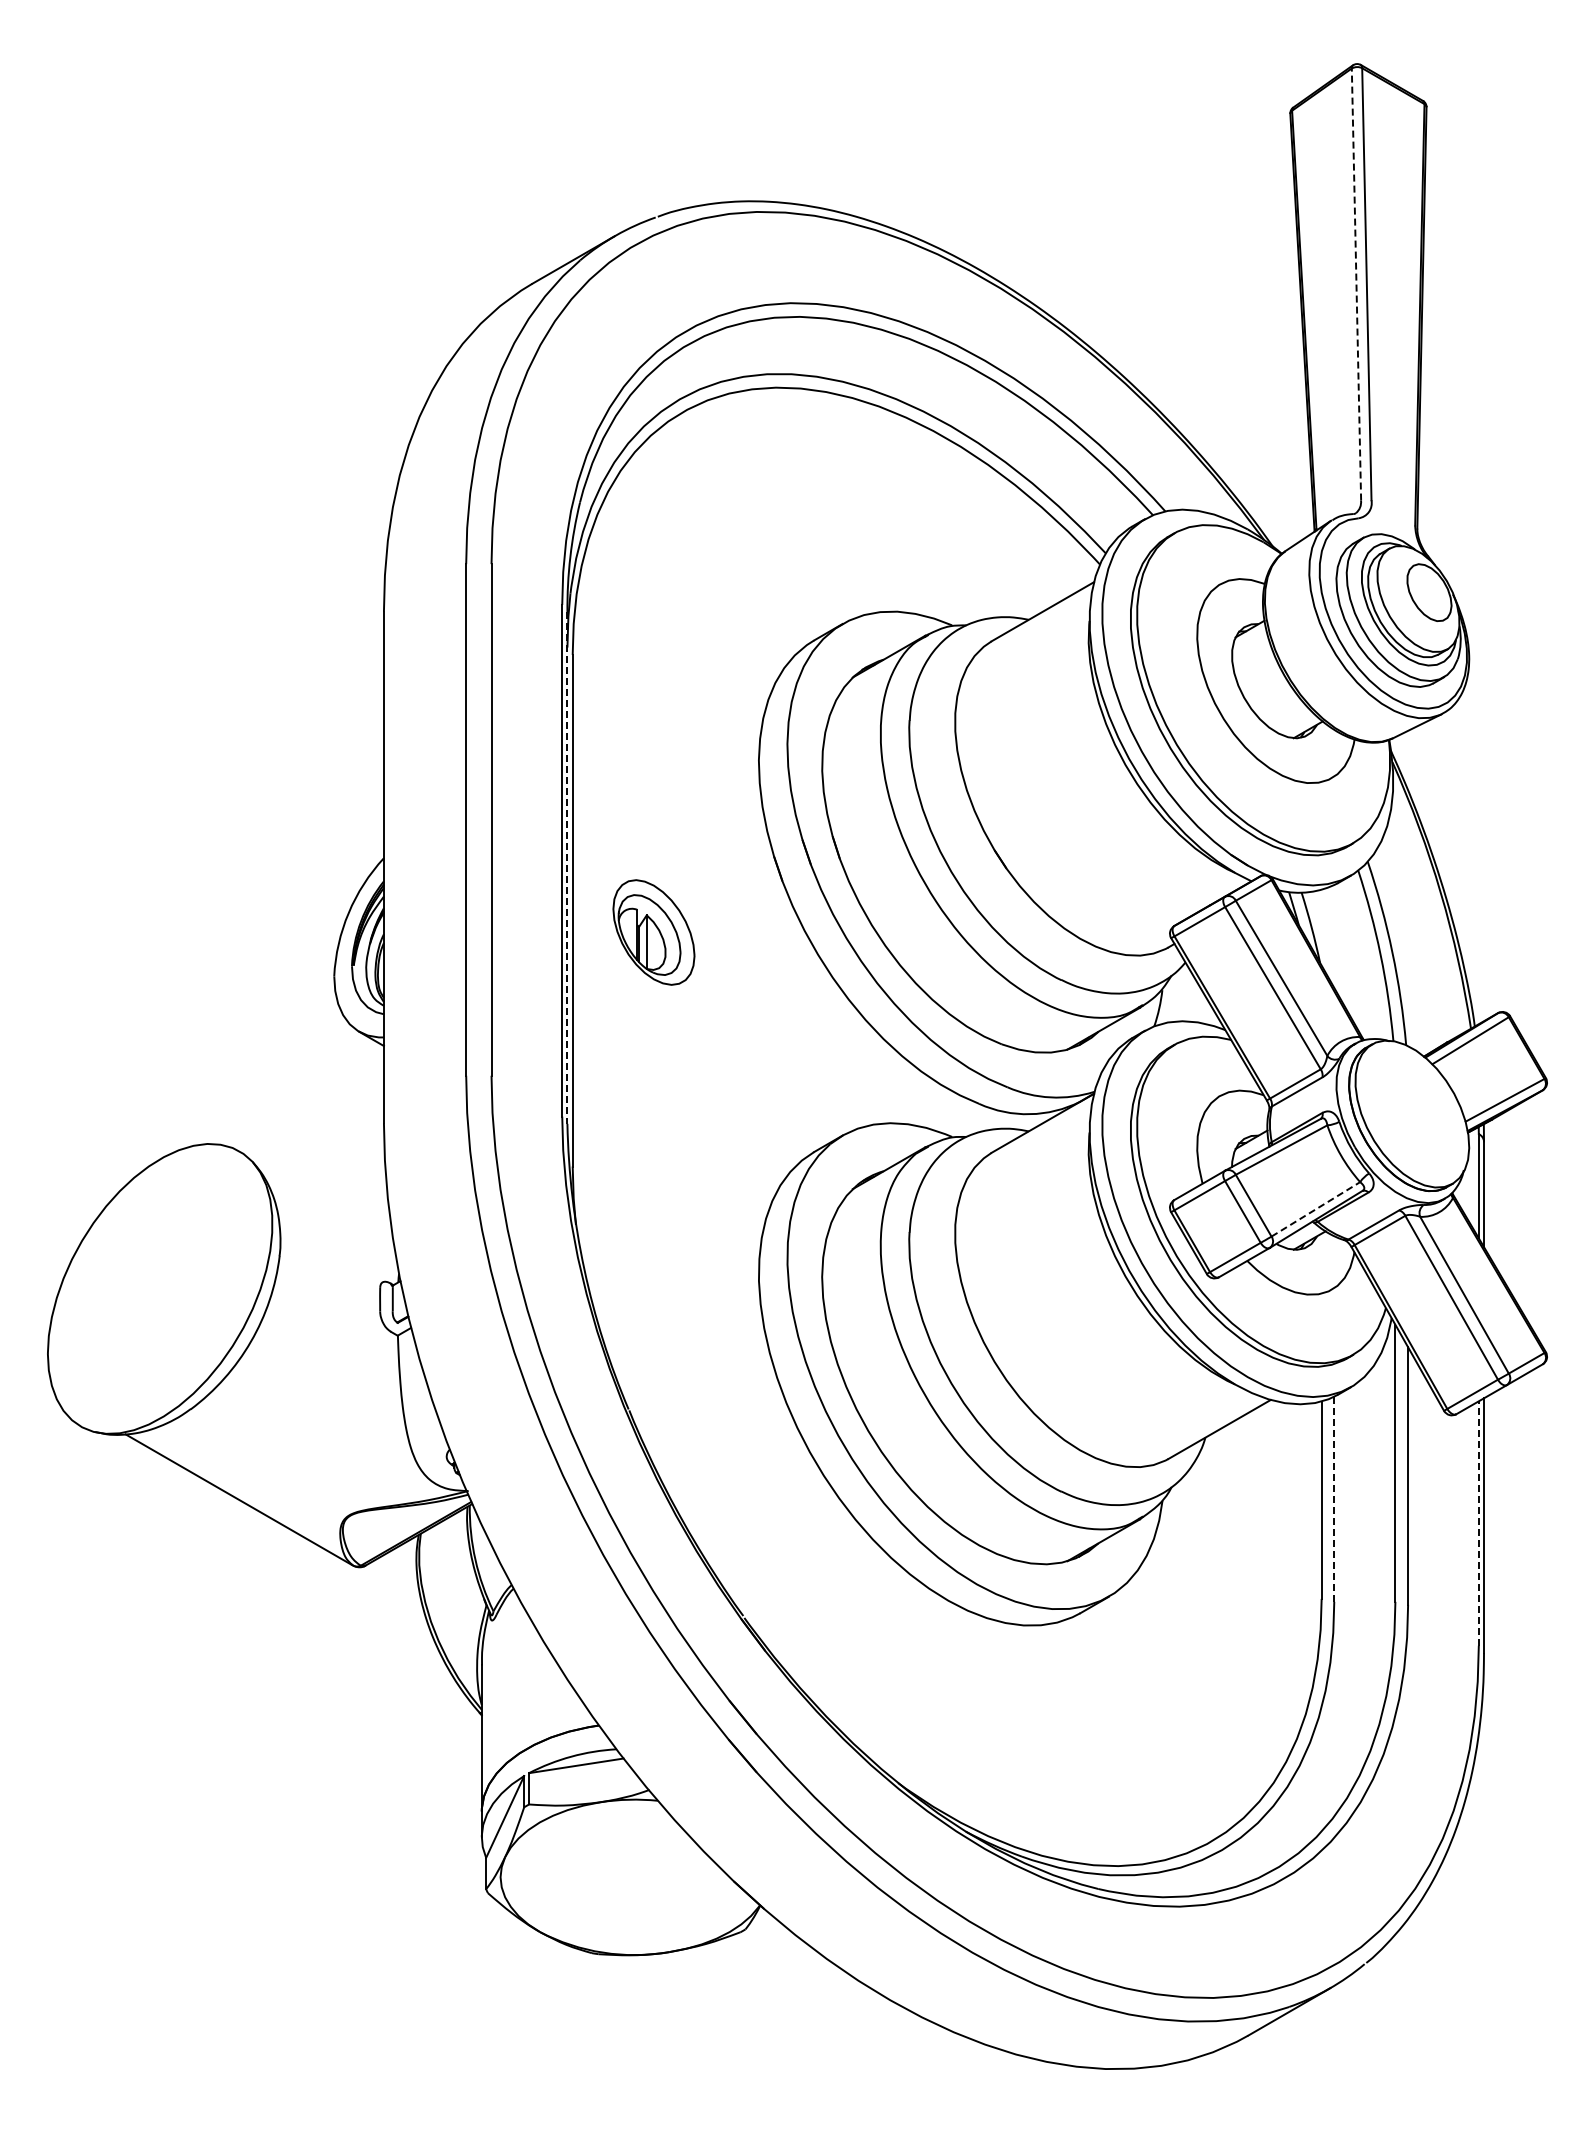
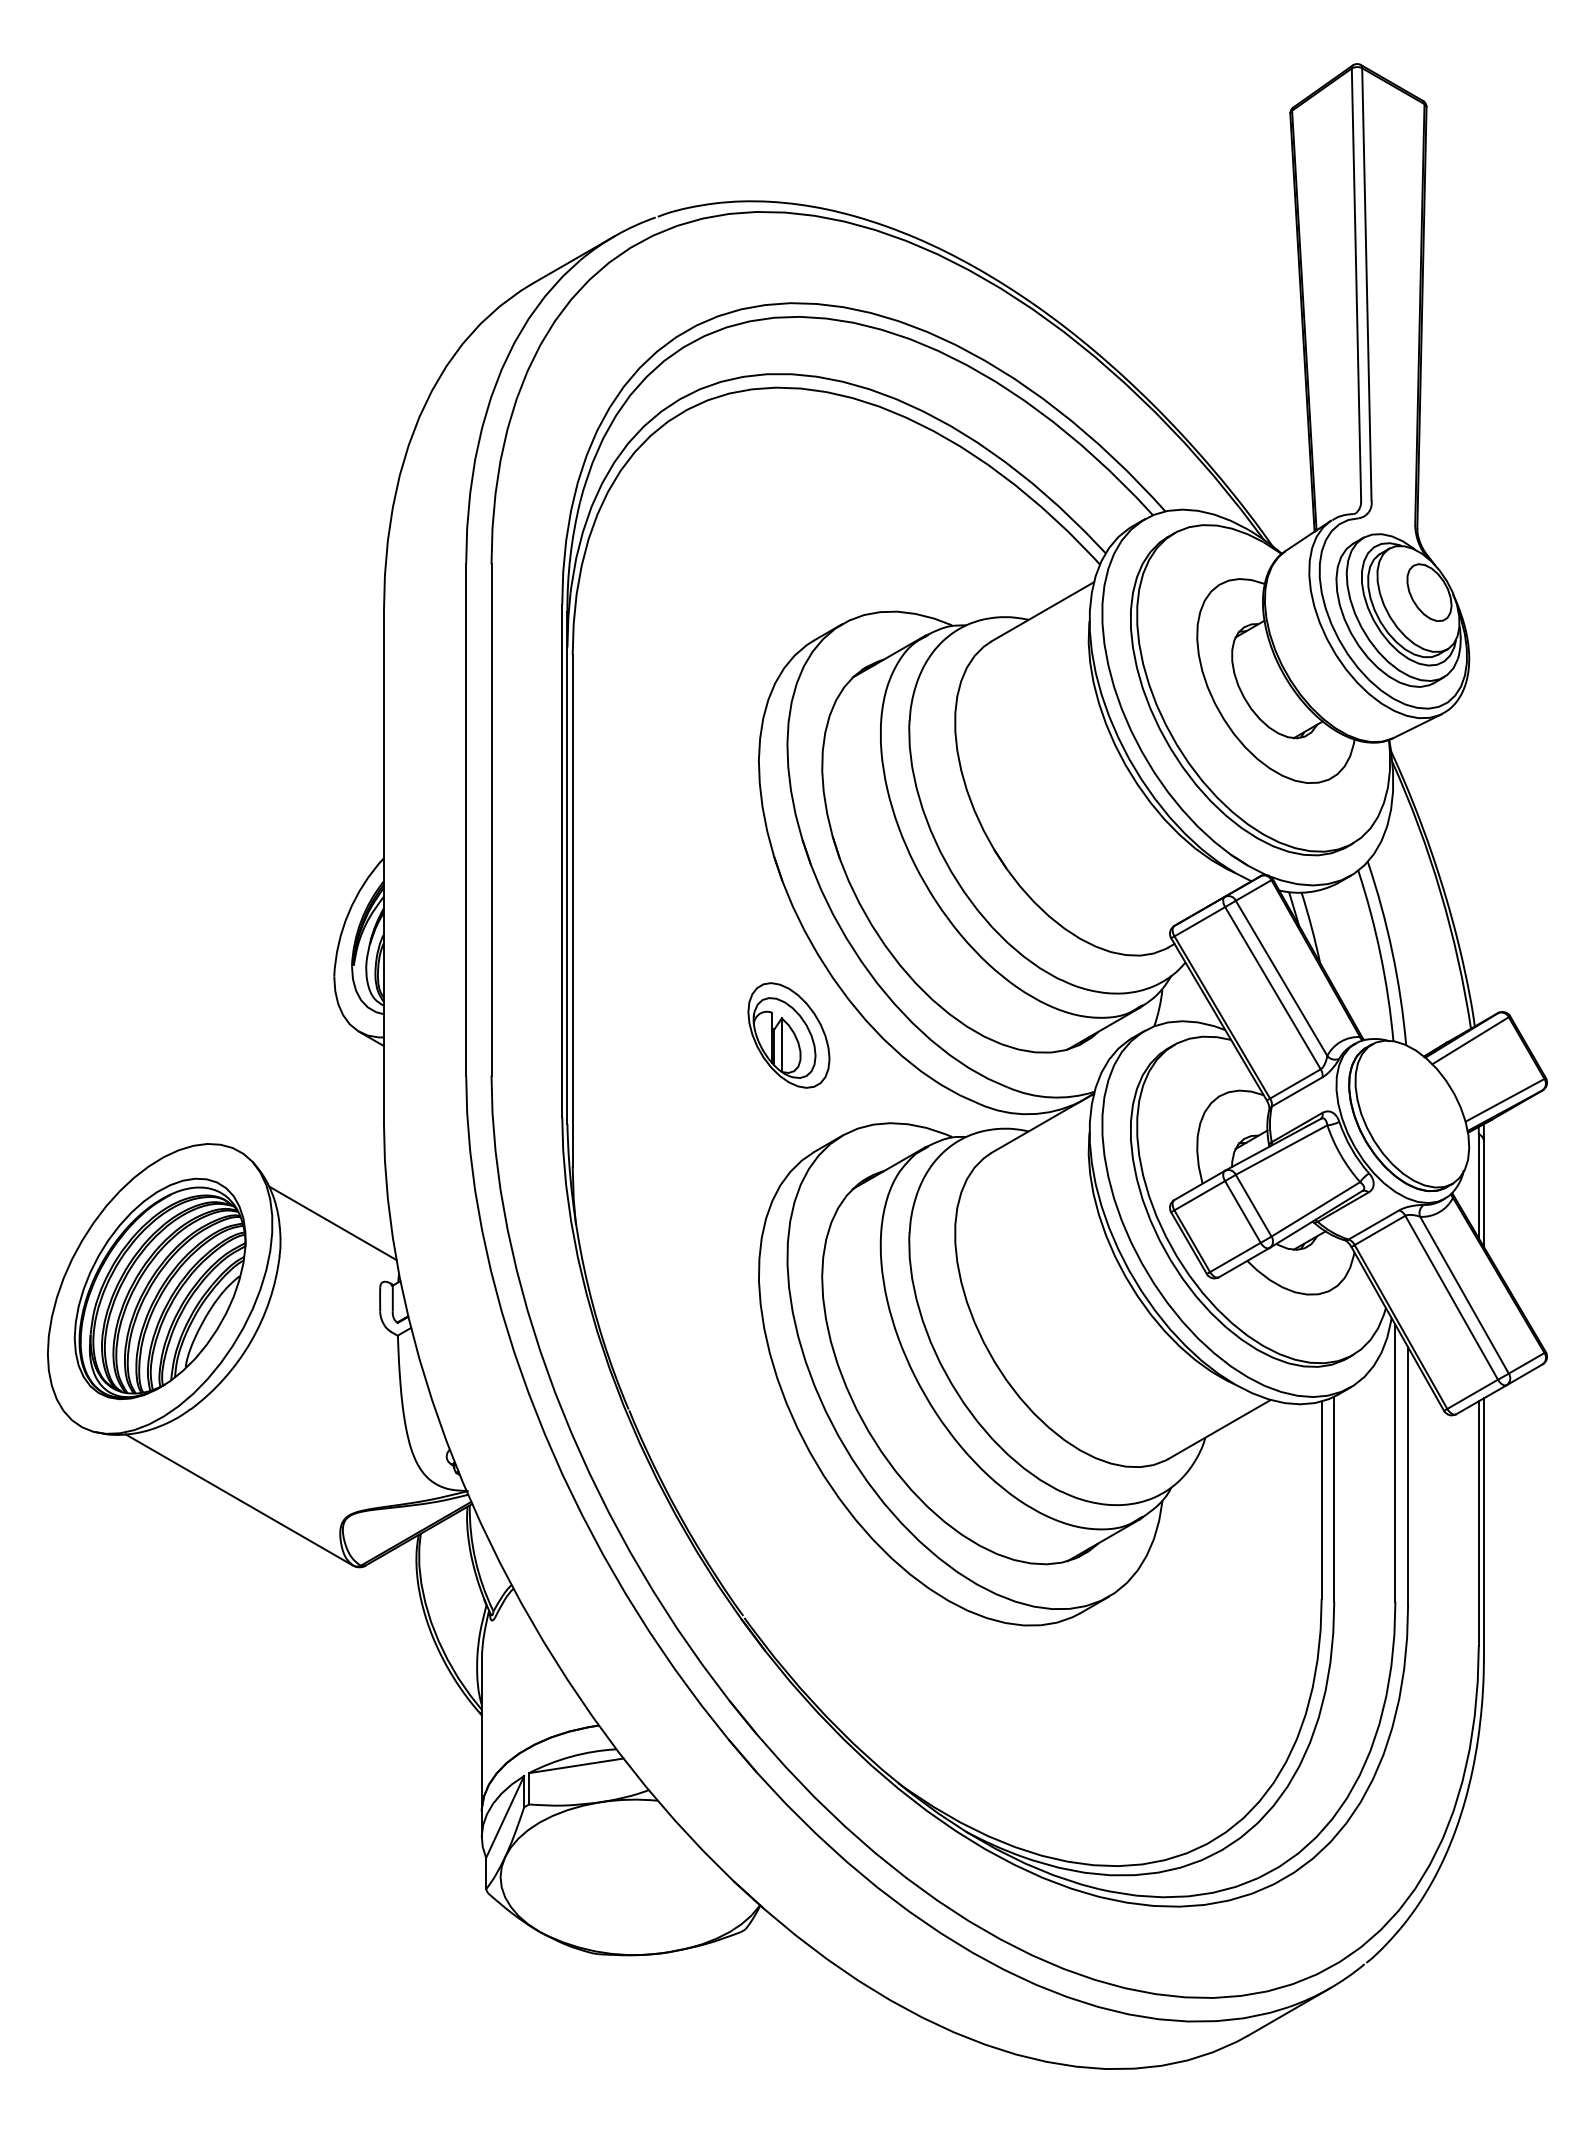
line: dashed -> solid (1356, 284)
line: dashed -> solid (567, 868)
part position: (653, 932) -> (788, 1035) (788, 1035)
line: dashed -> solid (1315, 1209)
line: none -> present (332, 1223)
part: none -> present (159, 1288)
line: dashed -> solid (1334, 1499)
line: dashed -> solid (1478, 1522)
